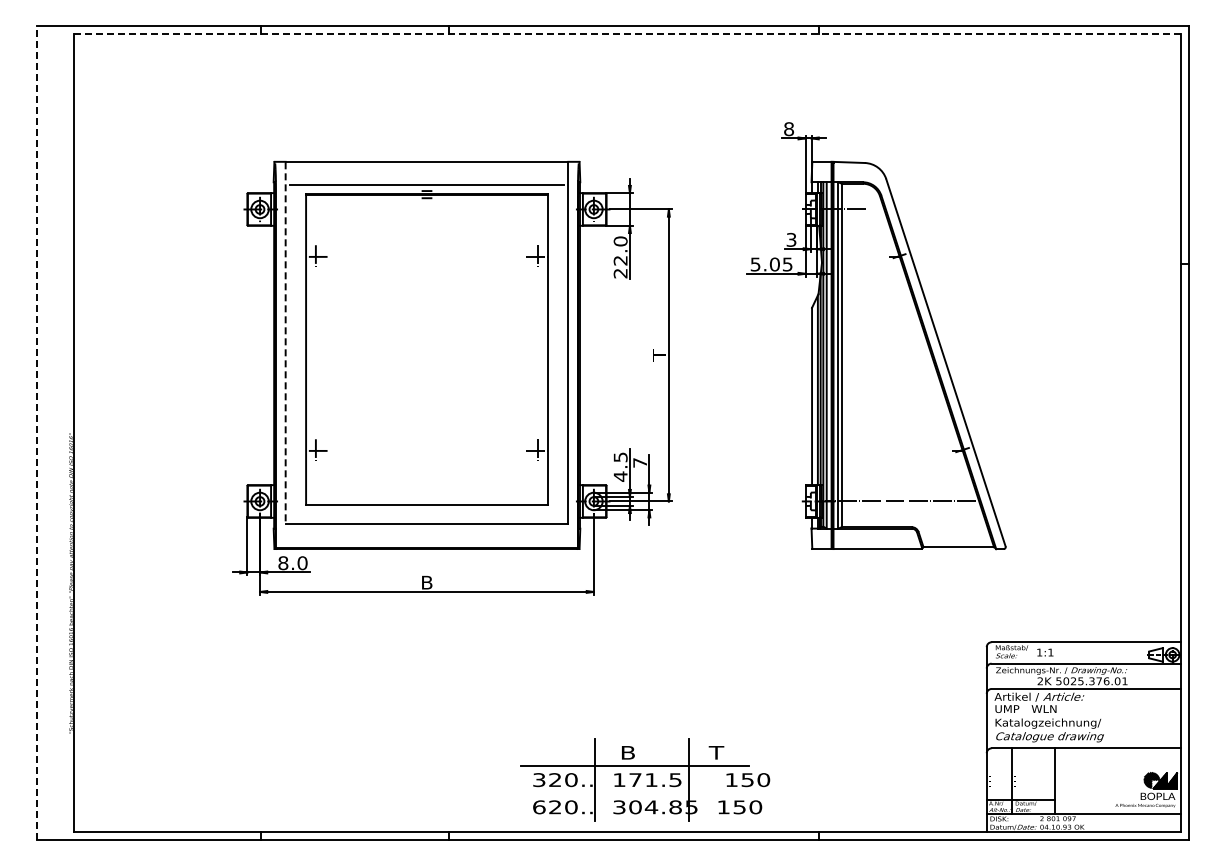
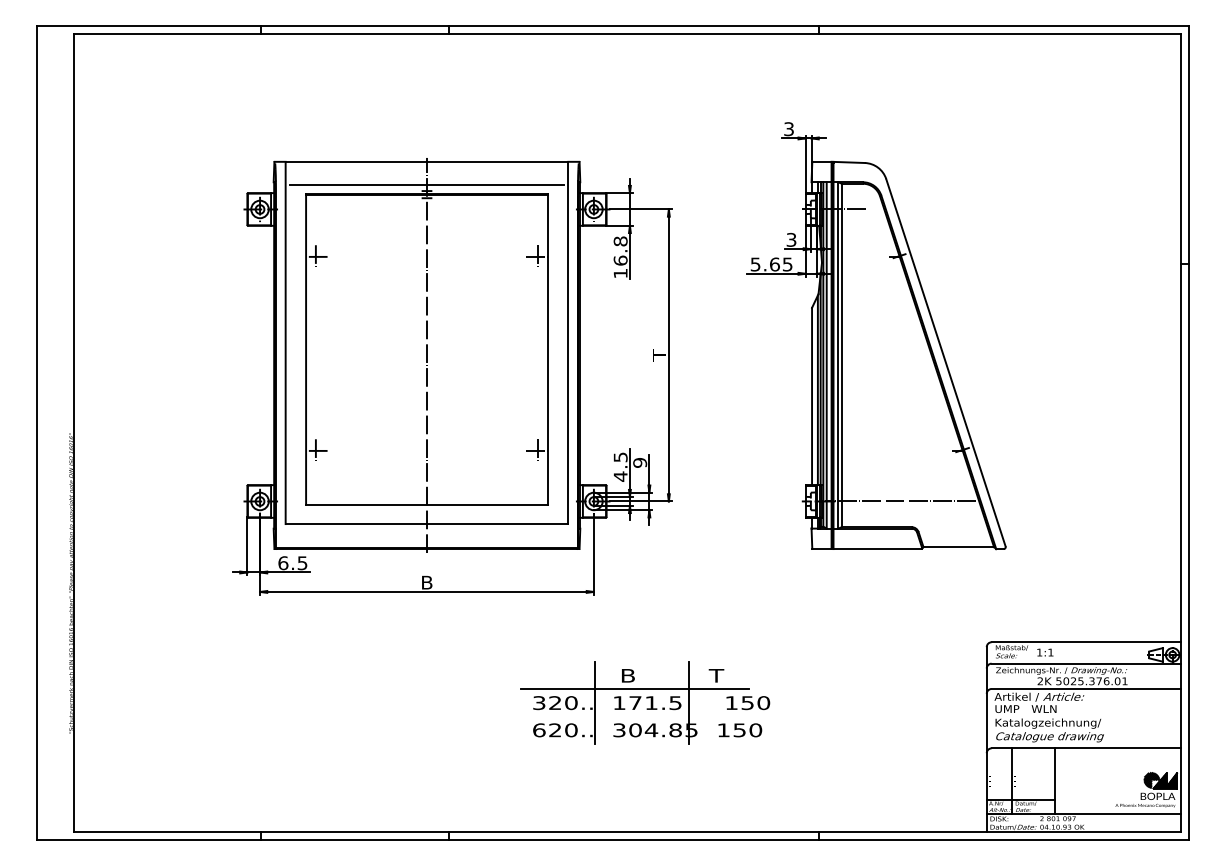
line: dashed -> solid (627, 33)
text: 8 -> 3 (789, 129)
text: 22.0 -> 16.8 (620, 257)
text: 5.05 -> 5.65 (774, 264)
line: dashed -> solid (285, 343)
line: none -> present (426, 355)
line: dashed -> solid (36, 432)
text: 7 -> 9 (640, 462)
text: 8.0 -> 6.5 (292, 563)
part position: (645, 779) -> (645, 702) (645, 702)
